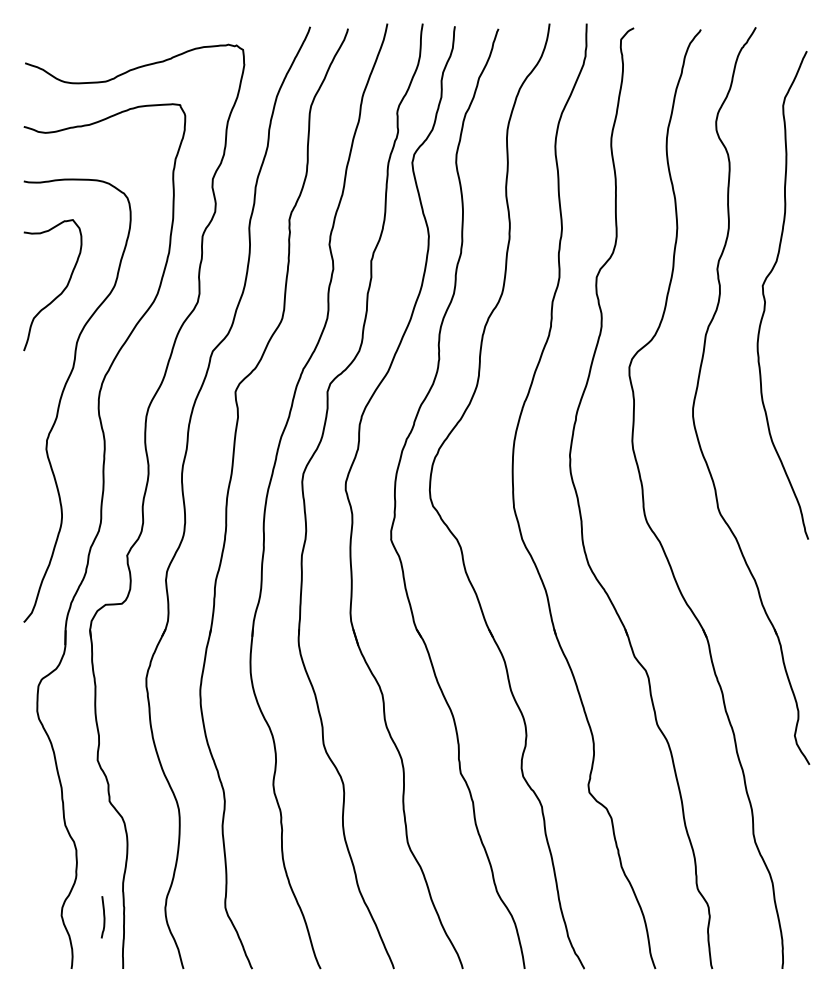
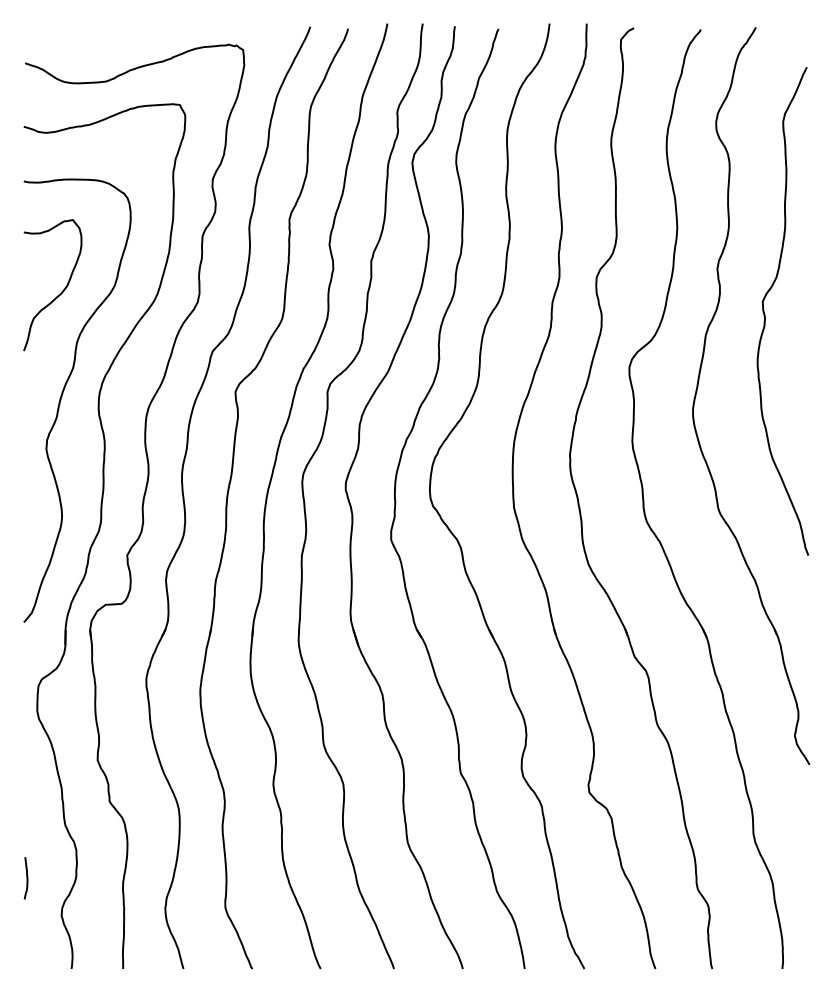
curve position: (765, 297) -> (765, 313) (765, 313)
curve position: (103, 917) -> (26, 878) (26, 878)
